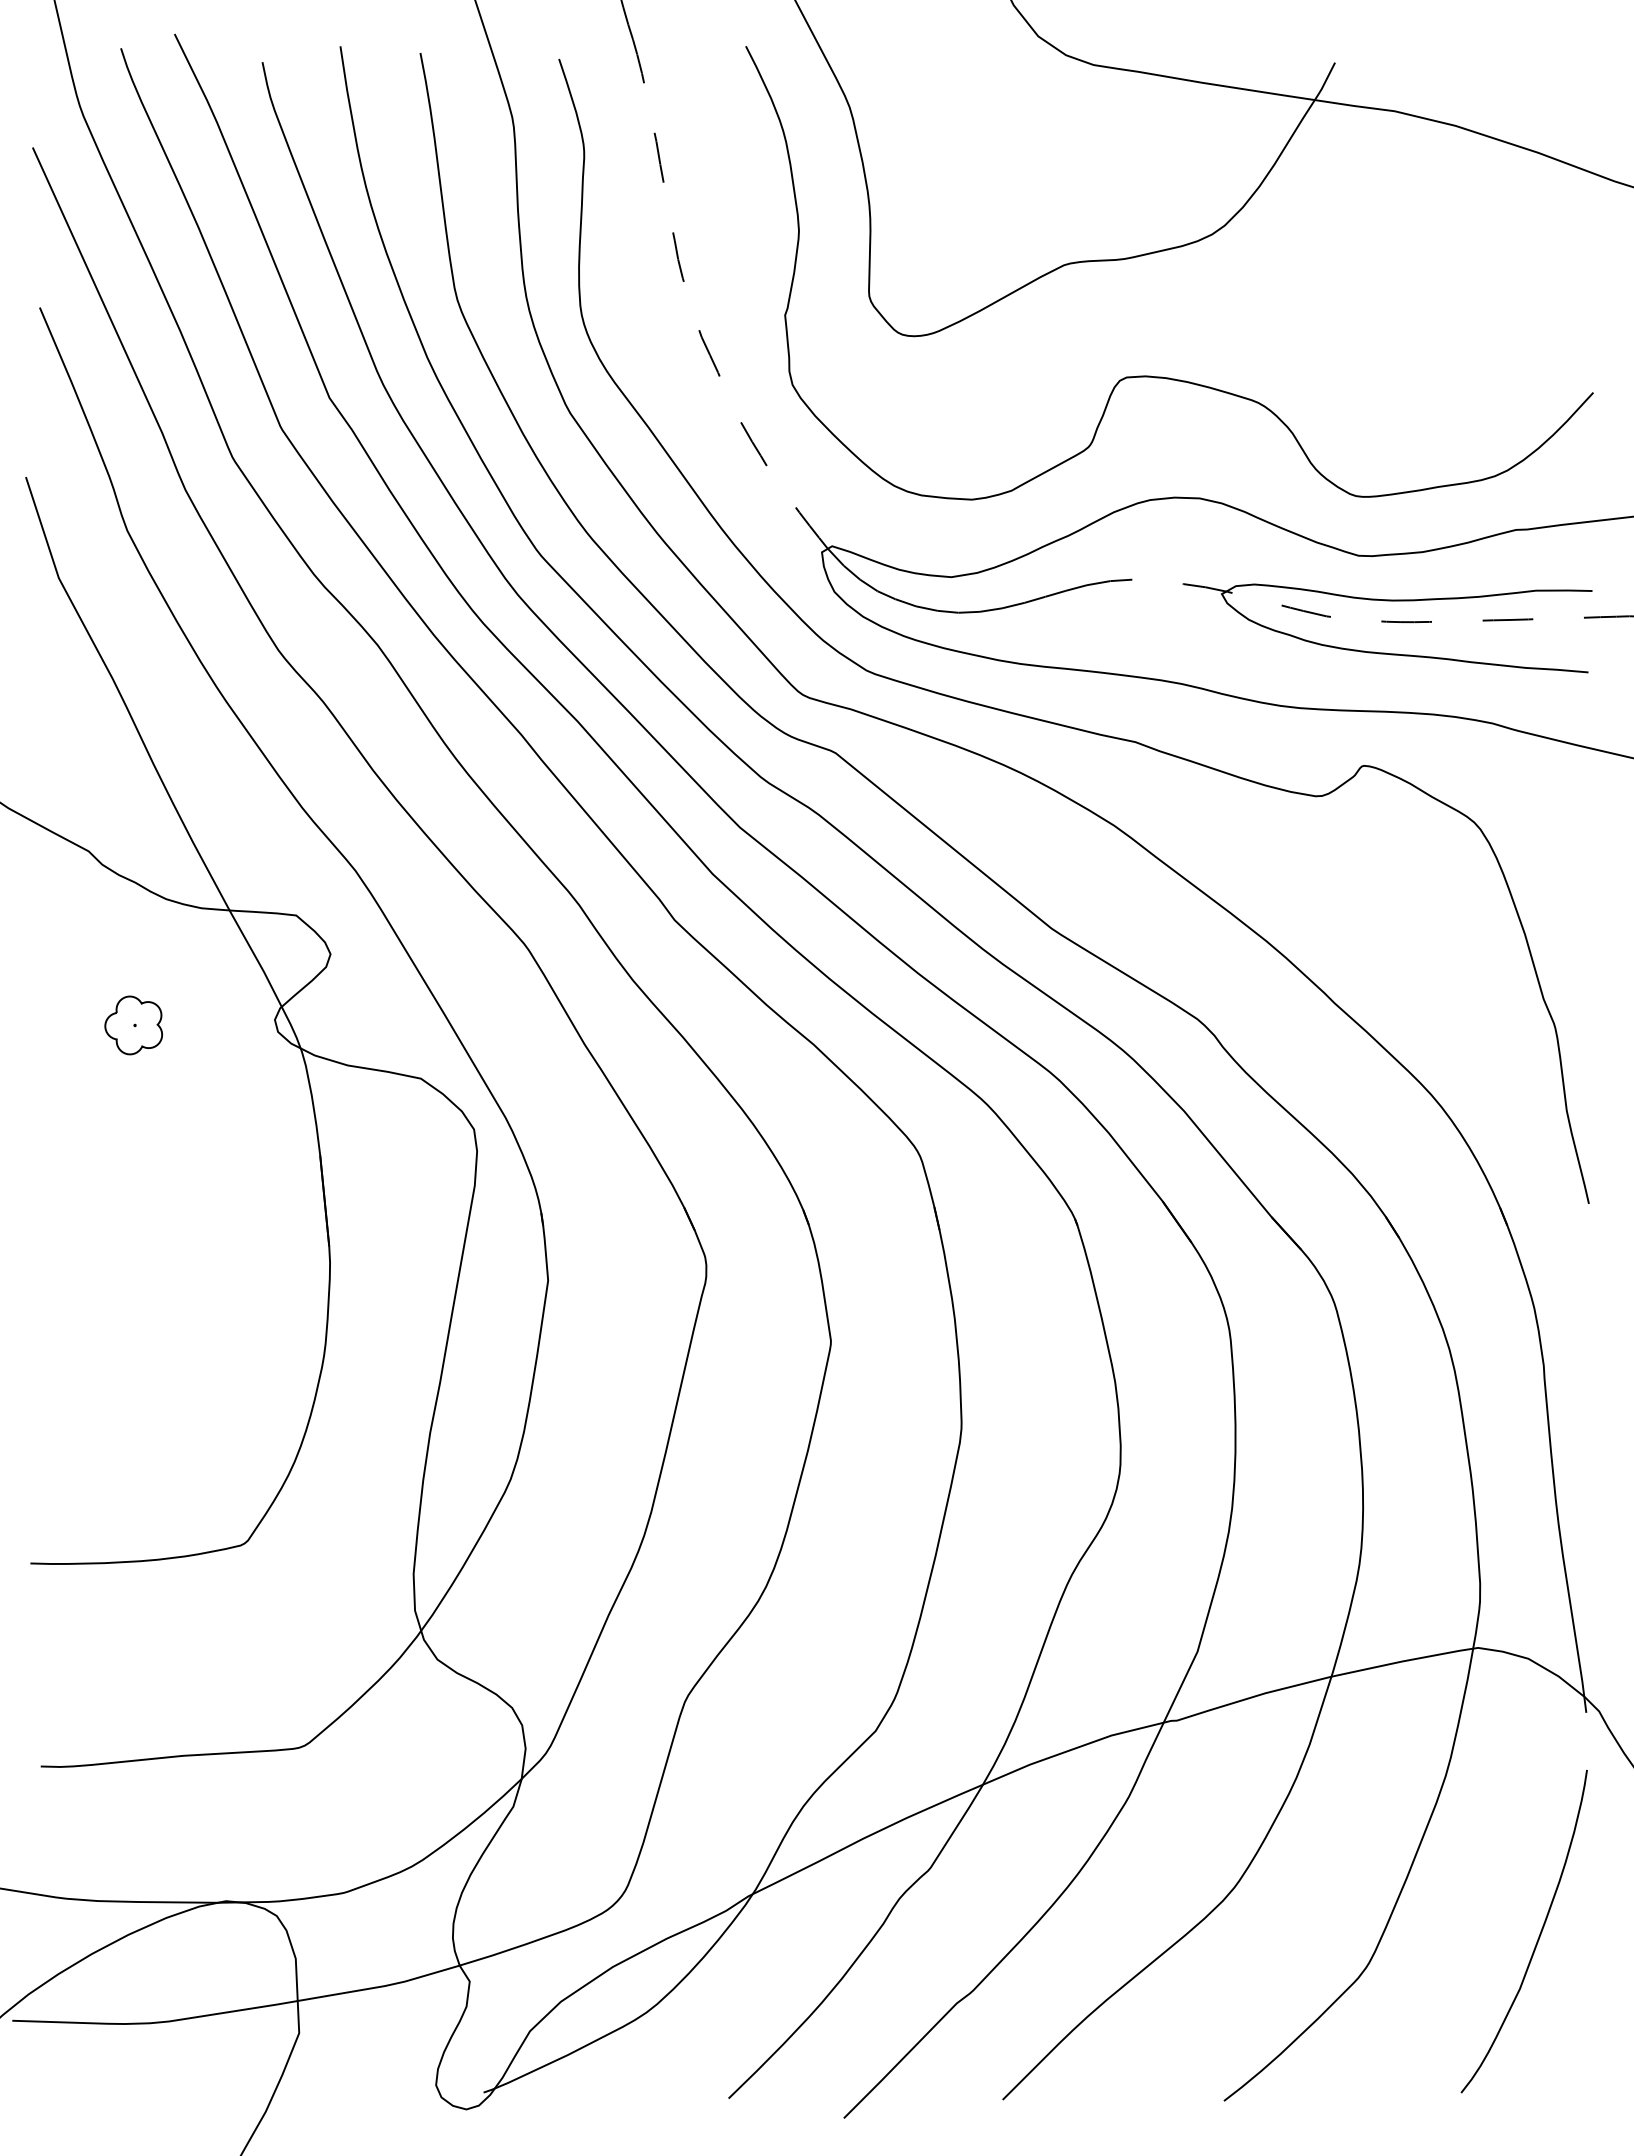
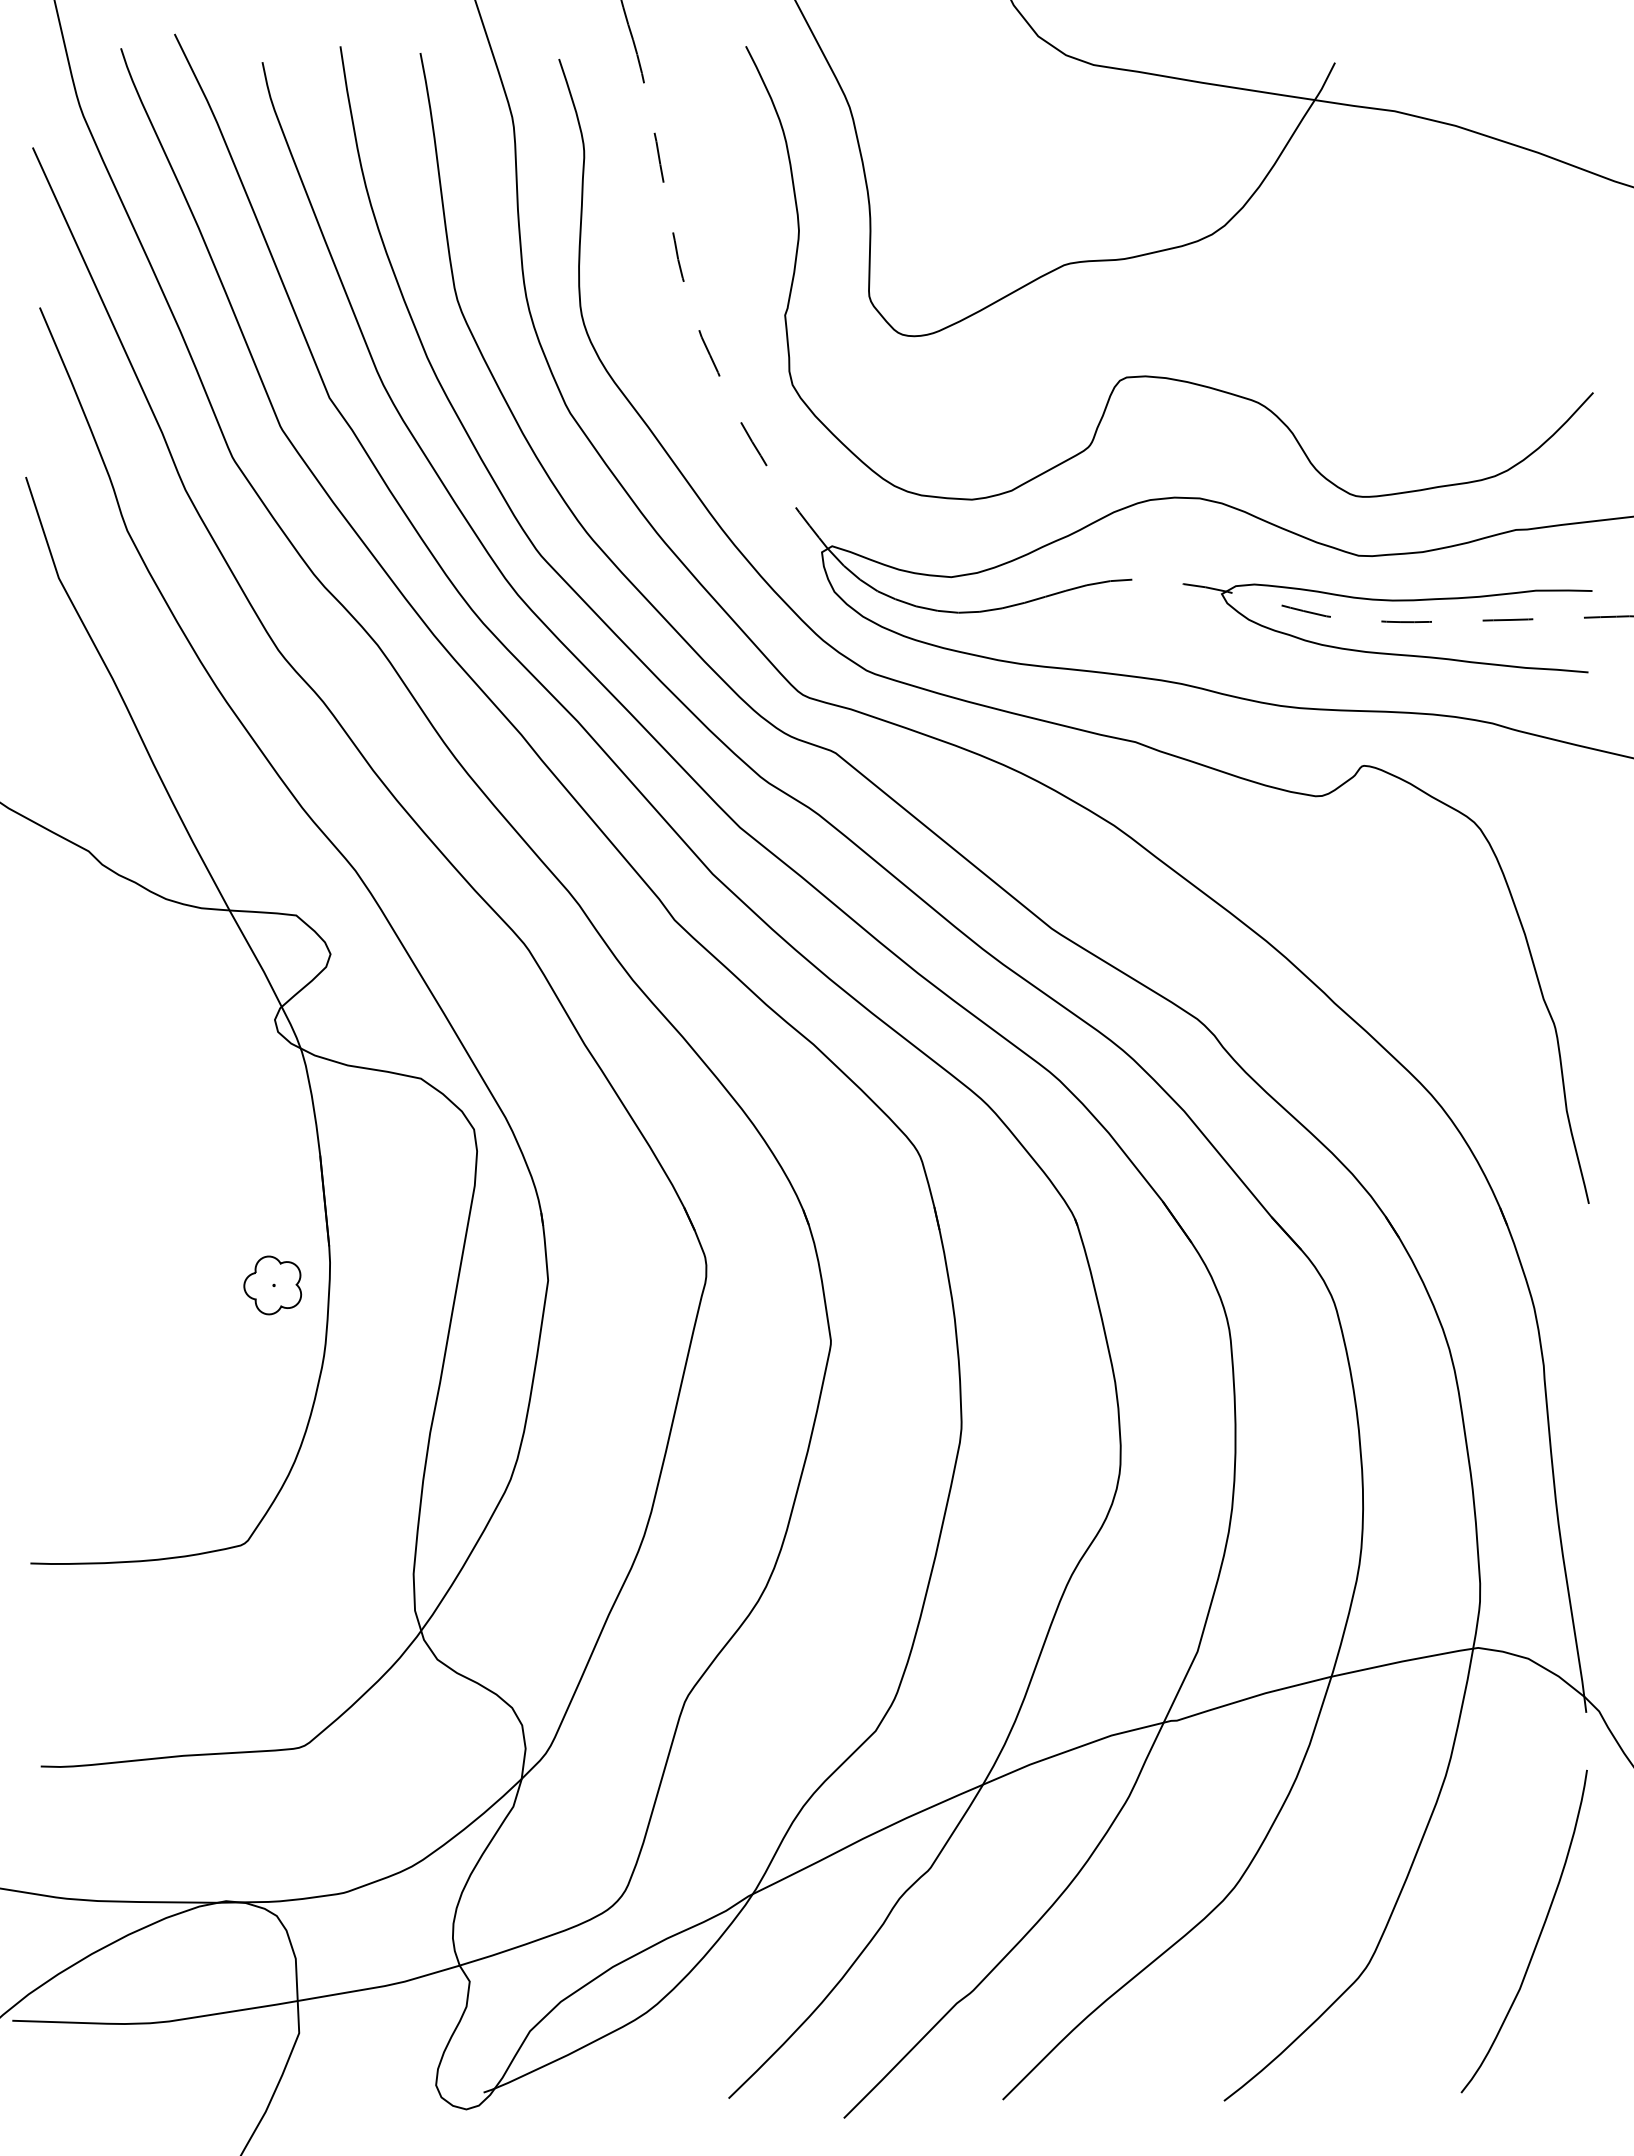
part position: (133, 1025) -> (272, 1285) (272, 1285)
